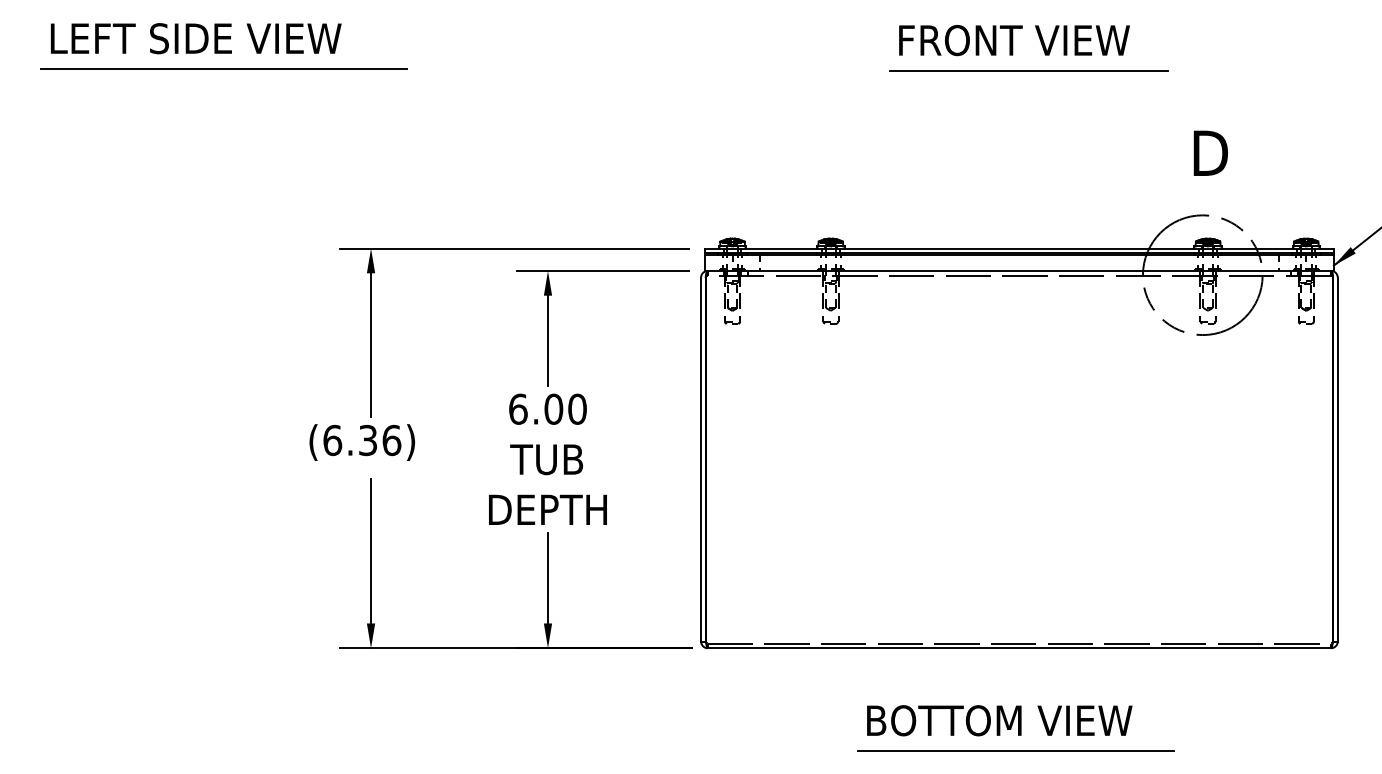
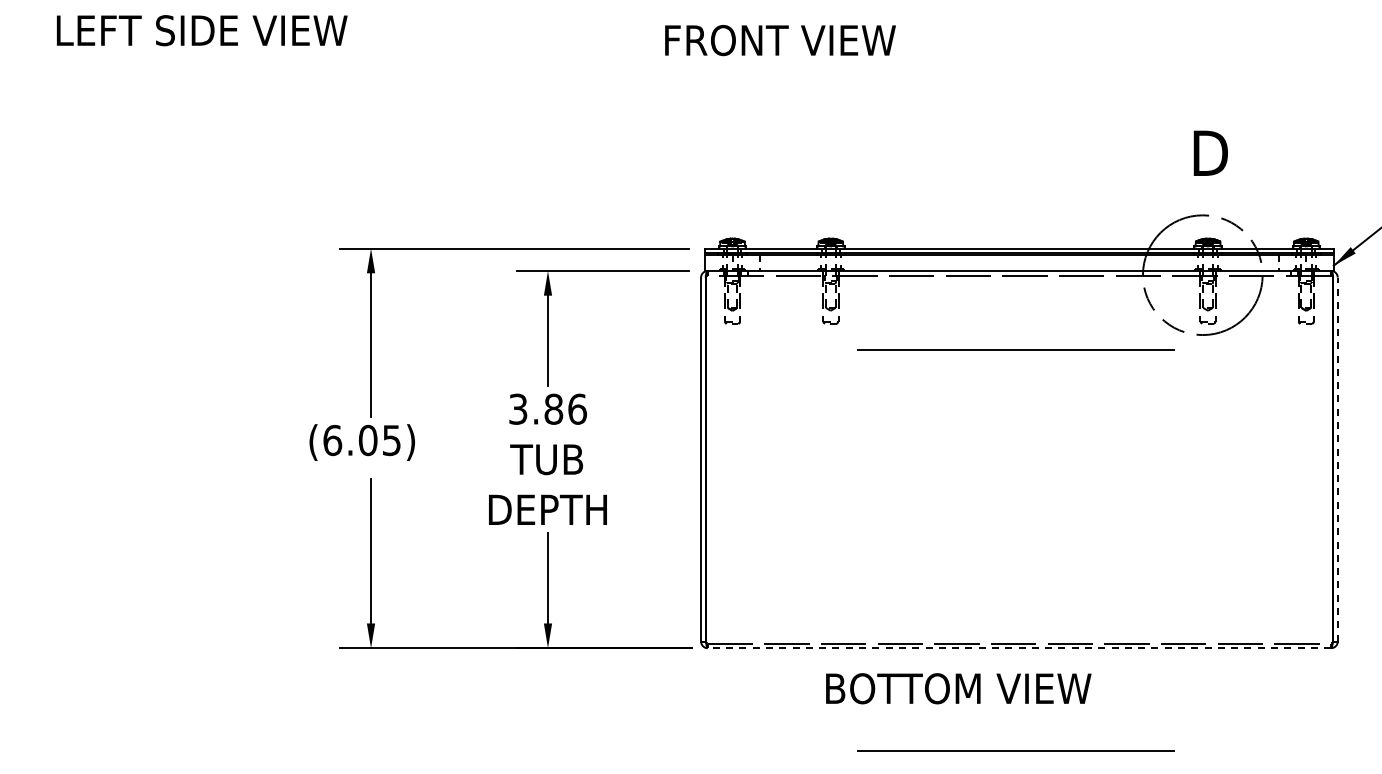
text position: (196, 38) -> (202, 30) (202, 30)
text position: (1014, 40) -> (780, 40) (780, 40)
line: present -> none (223, 68)
line: present -> none (1028, 70)
line: none -> present (1015, 349)
text: 6.00 -> 3.86 (548, 408)
text: (6.36) -> (6.05) (379, 440)
line: solid -> dashed (1337, 459)
line: solid -> dashed (1019, 648)
text position: (999, 720) -> (958, 688) (958, 688)
